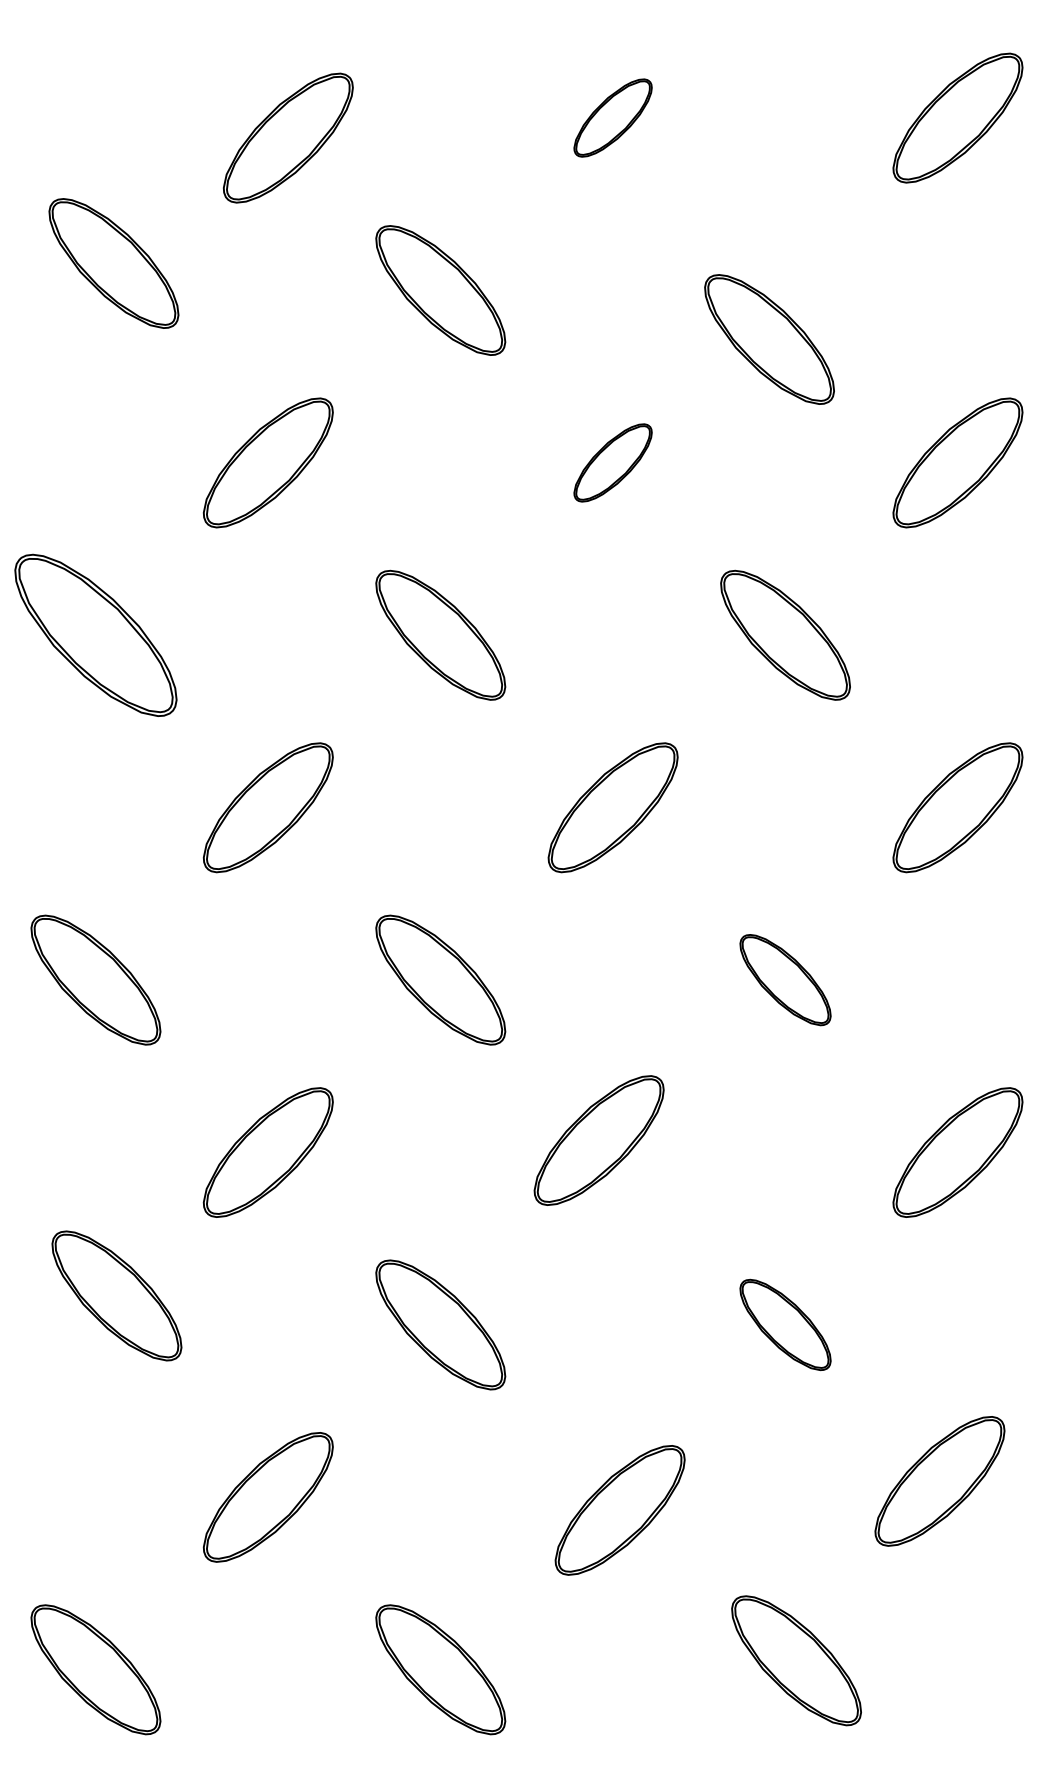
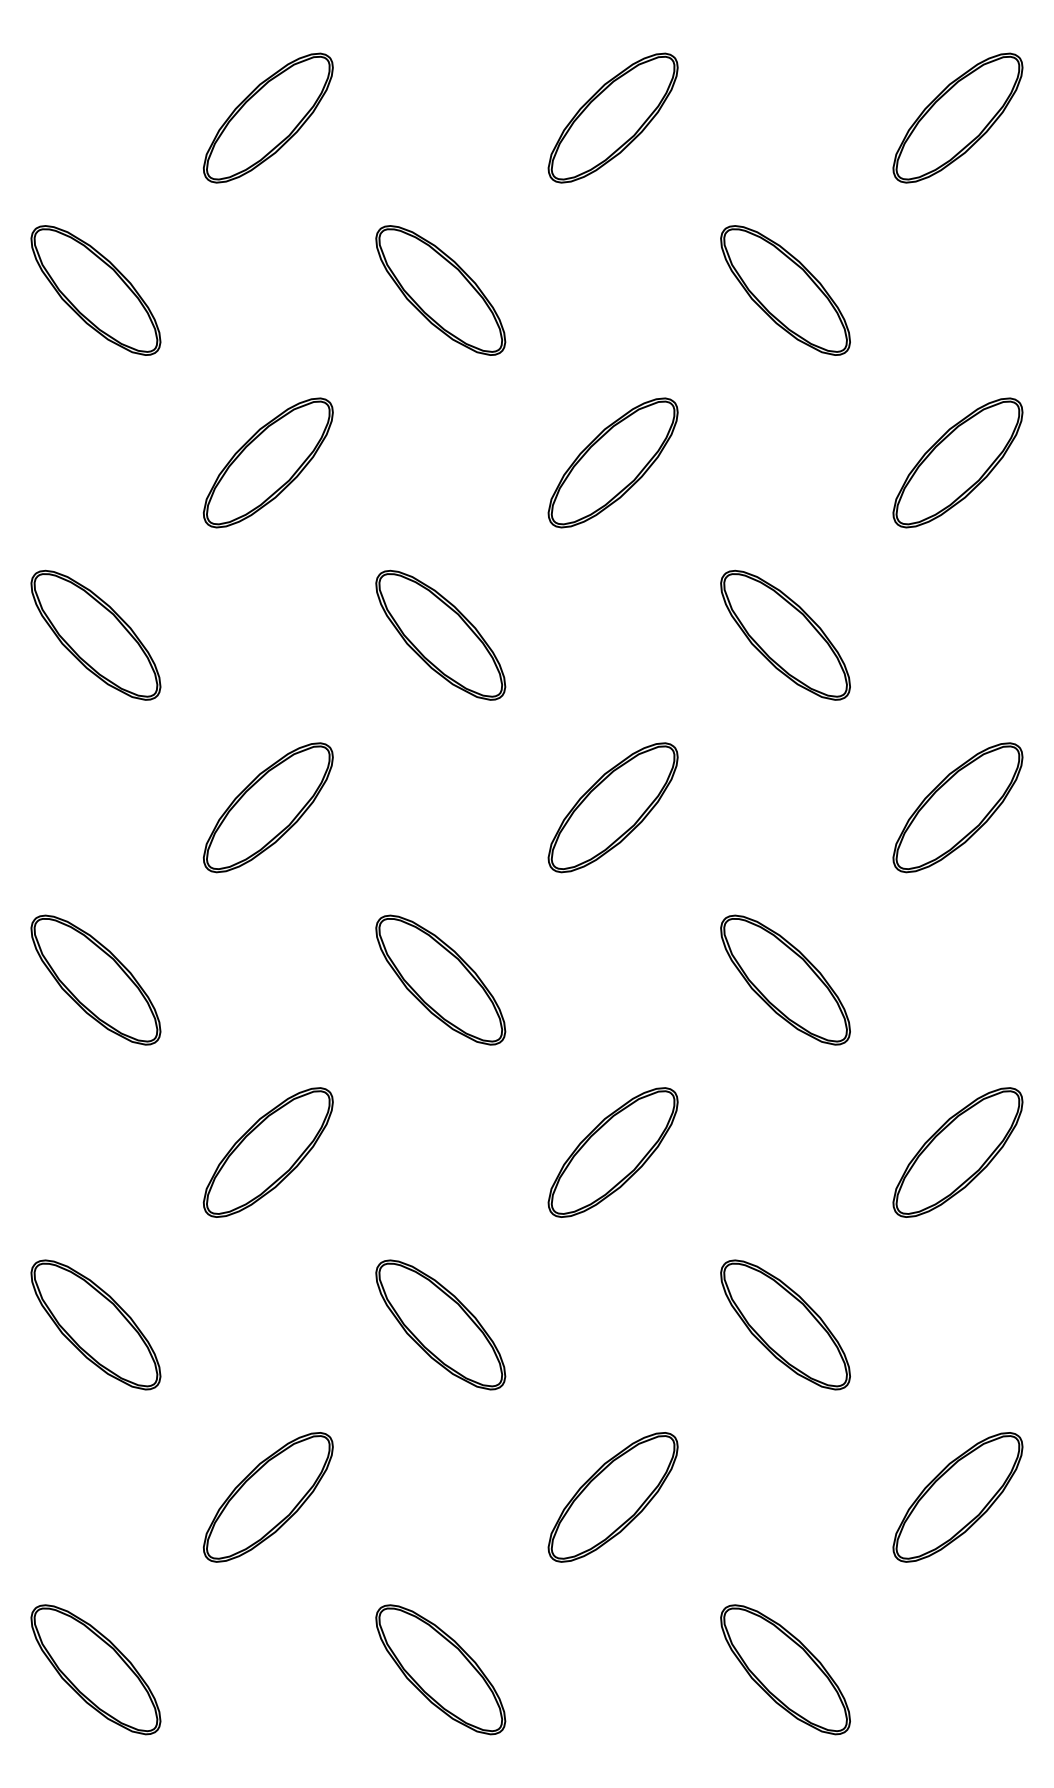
part size: 80x80 px -> 132x132 px (612, 117)
part position: (287, 137) -> (267, 117) (267, 117)
part position: (113, 263) -> (95, 290) (95, 290)
part position: (769, 339) -> (785, 290) (785, 290)
part size: 80x80 px -> 132x132 px (612, 462)
part size: 164x164 px -> 132x132 px (95, 634)
part size: 93x93 px -> 131x132 px (785, 979)
part position: (598, 1140) -> (612, 1152) (612, 1152)
part position: (116, 1295) -> (95, 1324) (95, 1324)
part size: 93x94 px -> 131x132 px (785, 1324)
part position: (939, 1481) -> (957, 1497) (957, 1497)
part position: (619, 1510) -> (612, 1497) (612, 1497)
part position: (796, 1660) -> (785, 1669) (785, 1669)
